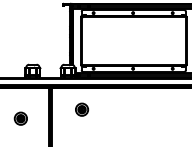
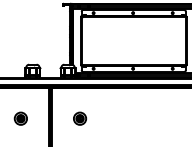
part position: (82, 109) -> (80, 118) (80, 118)
